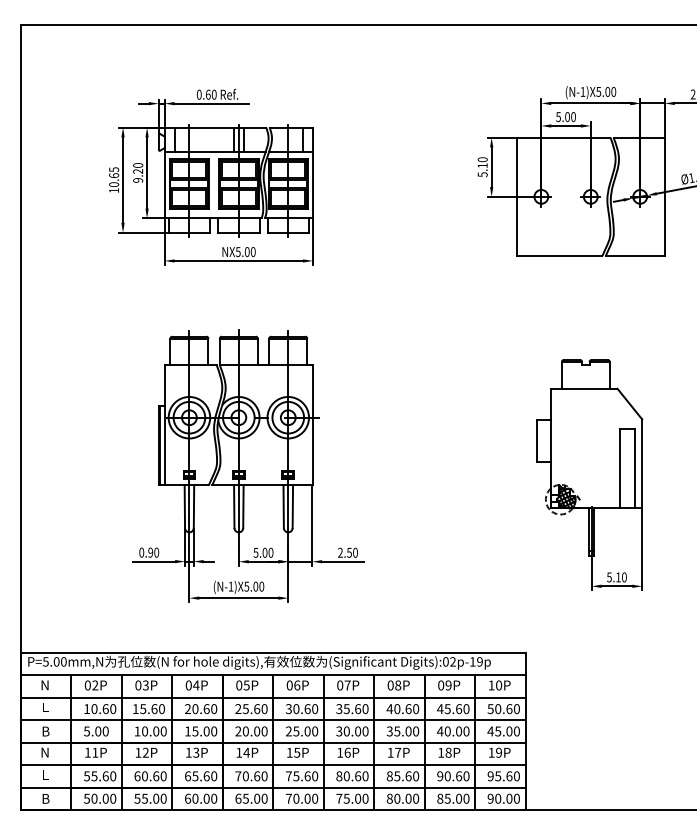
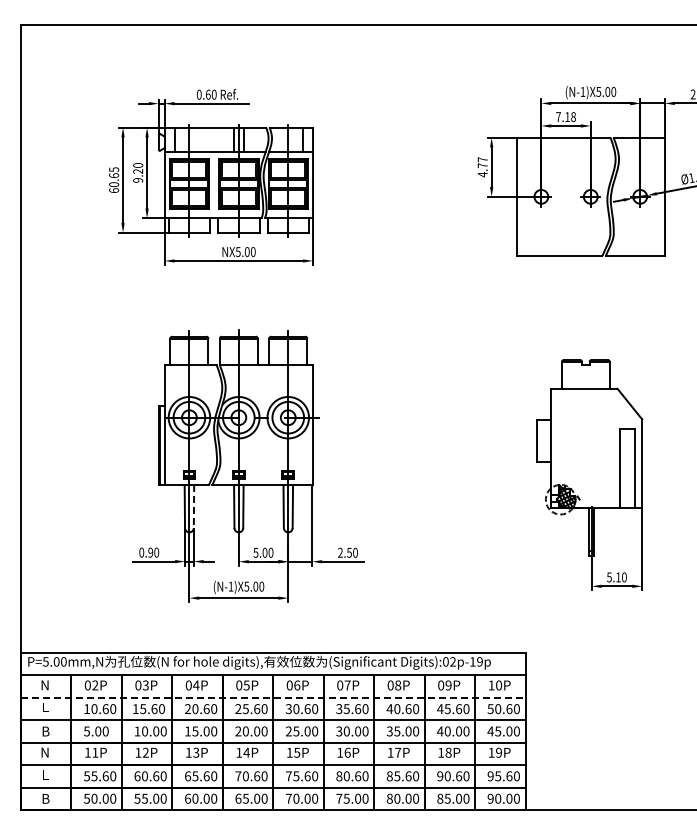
text: 5.00 -> 7.18 (565, 117)
text: 5.10 -> 4.77 (482, 167)
text: 10.65 -> 60.65 (114, 190)
line: solid -> dashed (194, 506)
line: solid -> dashed (273, 697)
